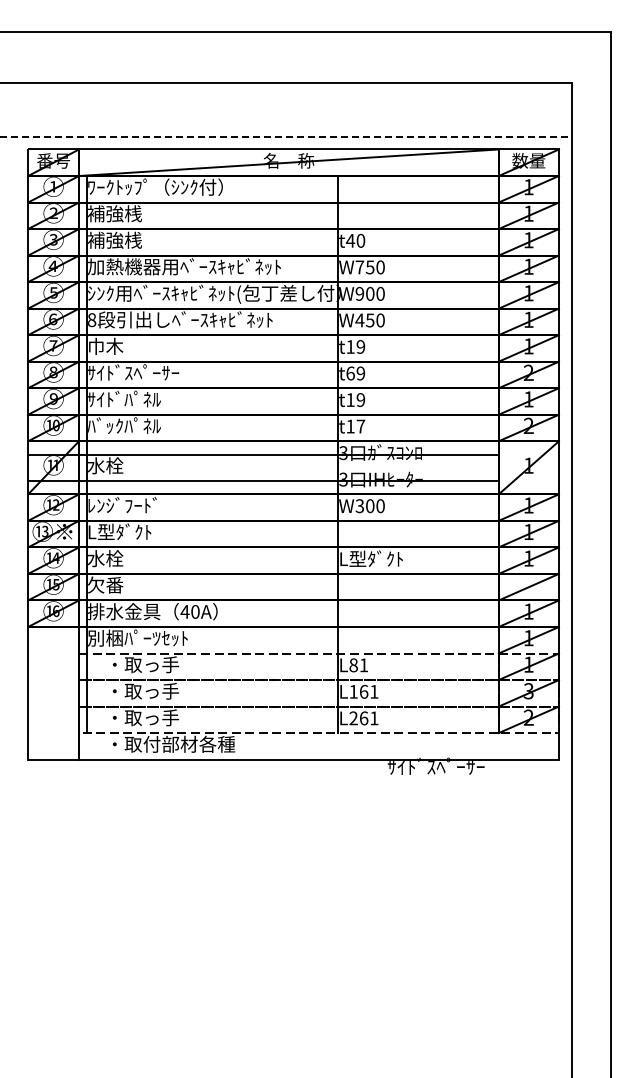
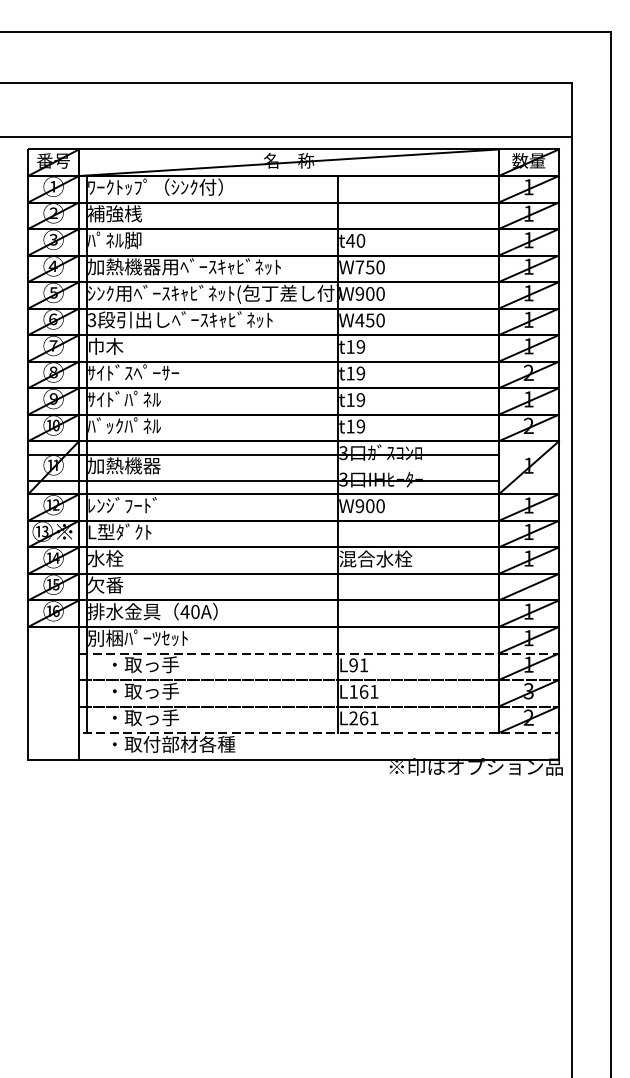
line: dashed -> solid (286, 137)
text: 補強桟 -> ﾊﾟﾈﾙ脚 (114, 239)
text: 8 -> 3 (92, 319)
text: t69 -> t19 (350, 373)
text: t17 -> t19 (360, 426)
text: 水栓 -> 加熱機器 (124, 465)
text: W300 -> W900 (359, 506)
text: L型ﾀﾞｸﾄ -> 混合水栓 (375, 558)
text: L81 -> L91 (353, 665)
text: ｻｲﾄﾞｽﾍﾟｰｻｰ -> ※印はオプション品 (474, 766)
